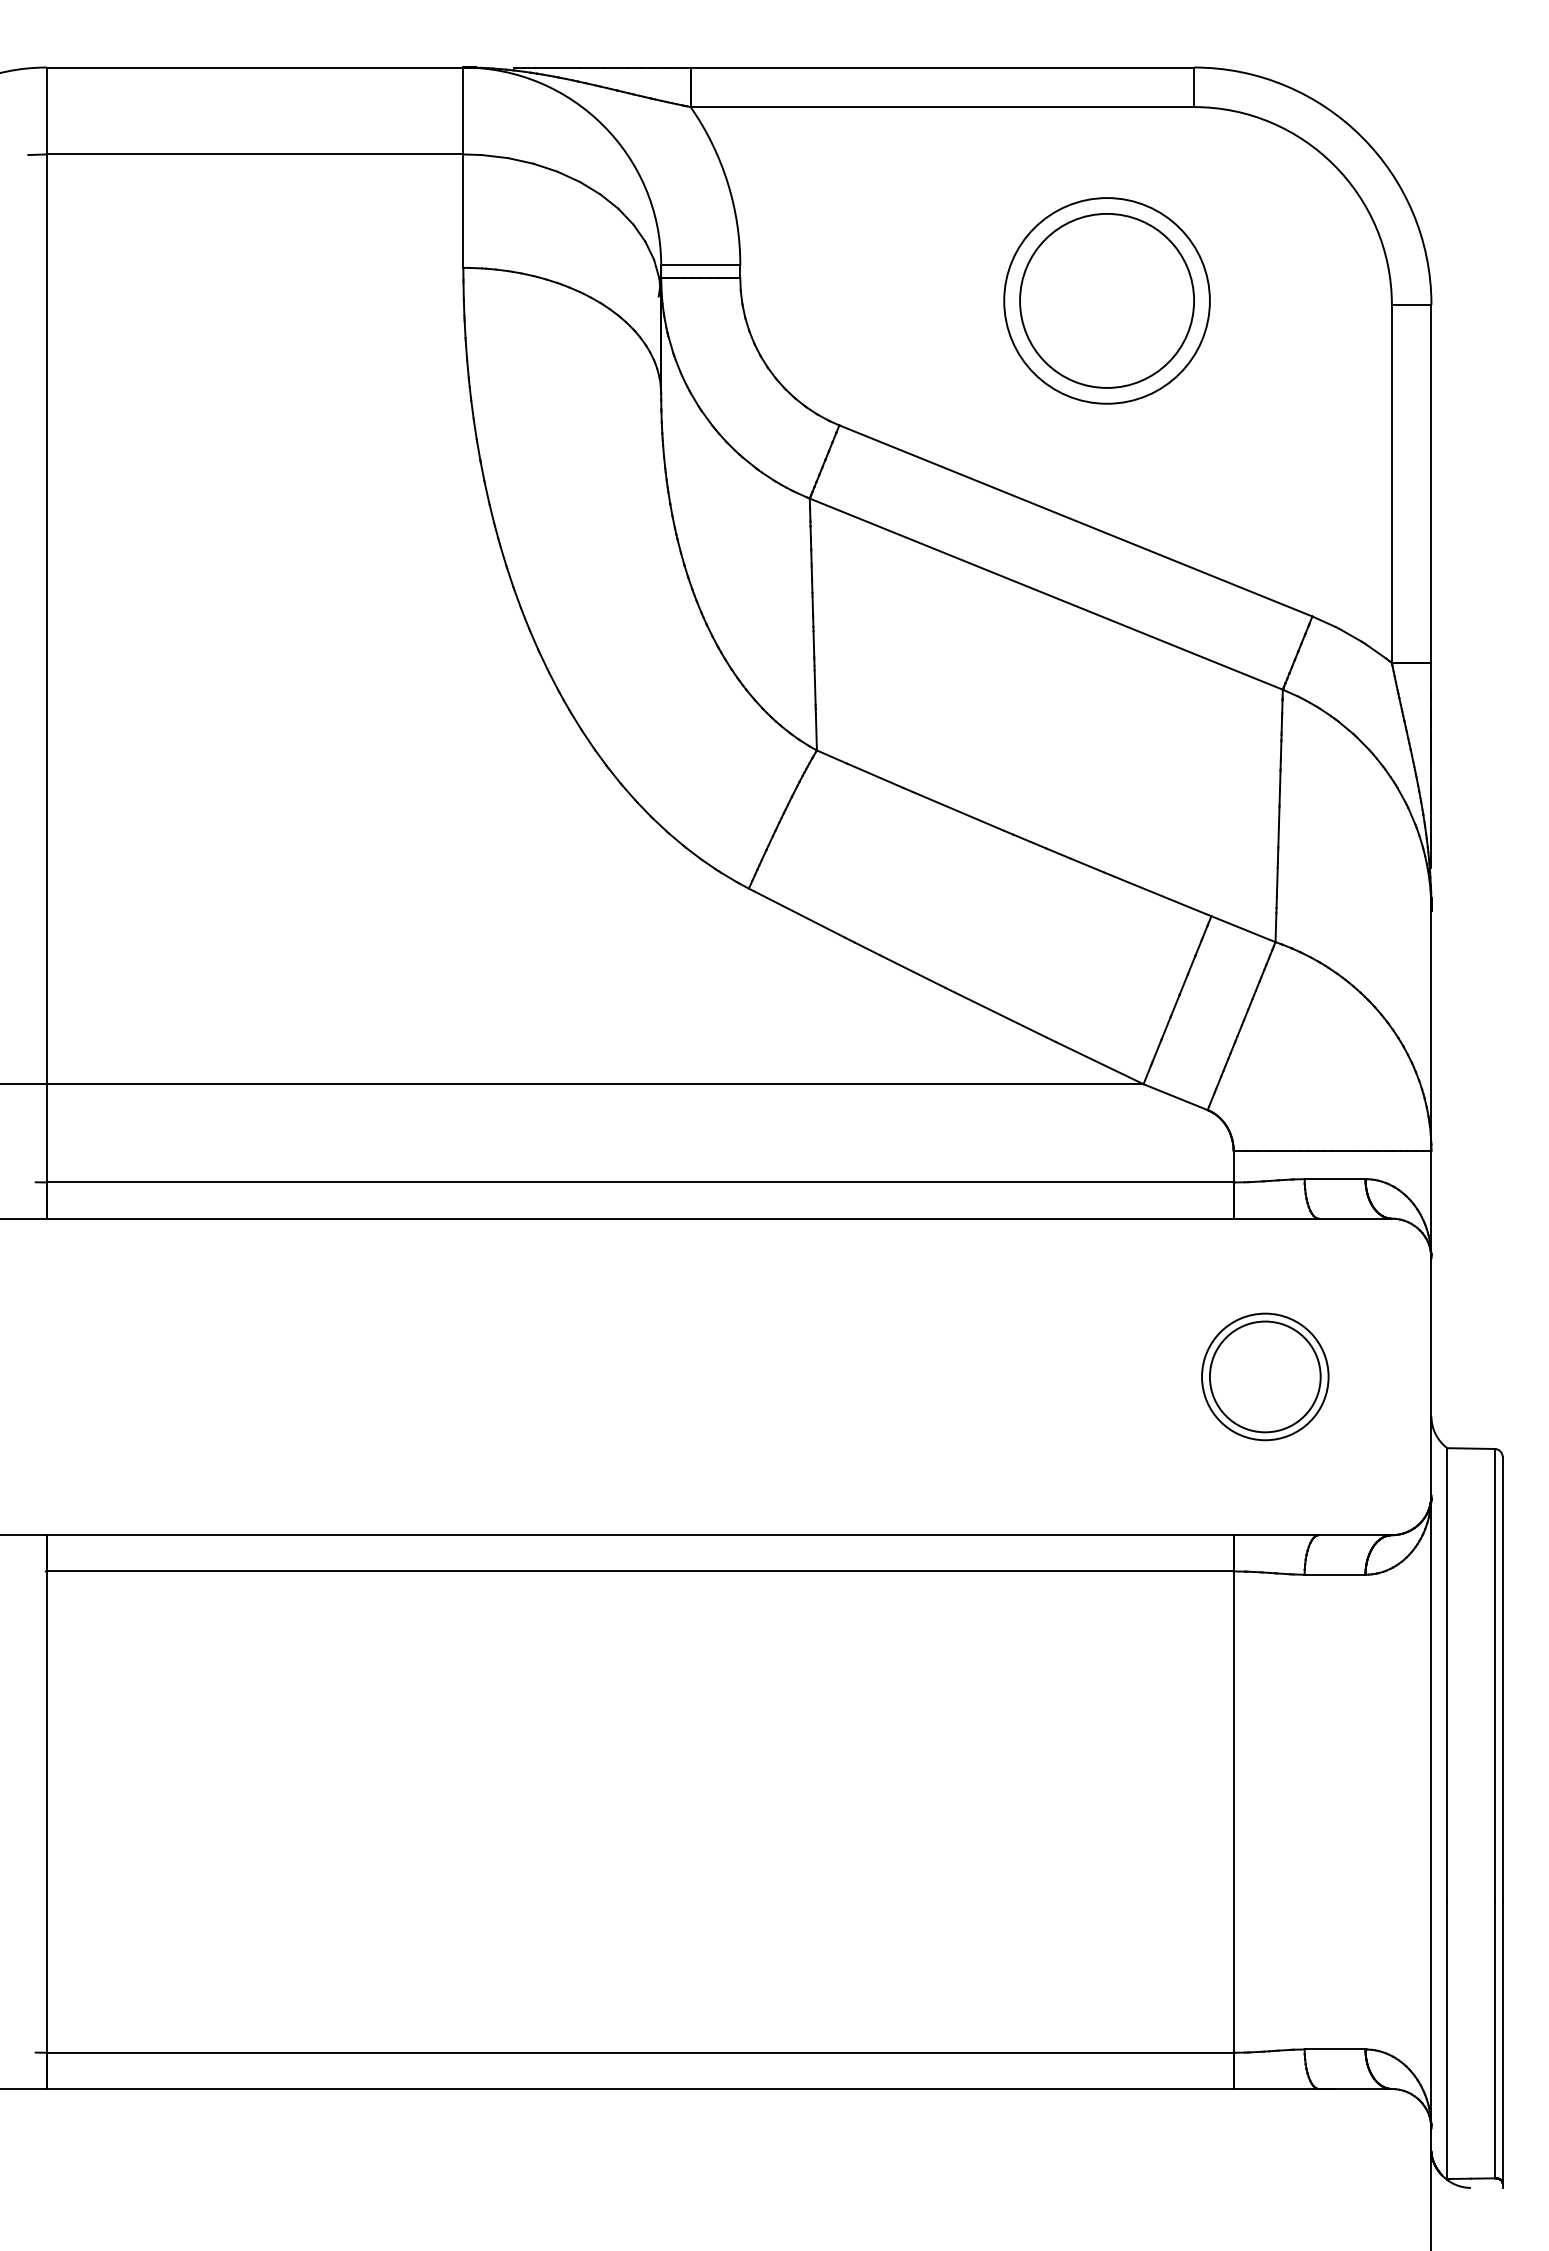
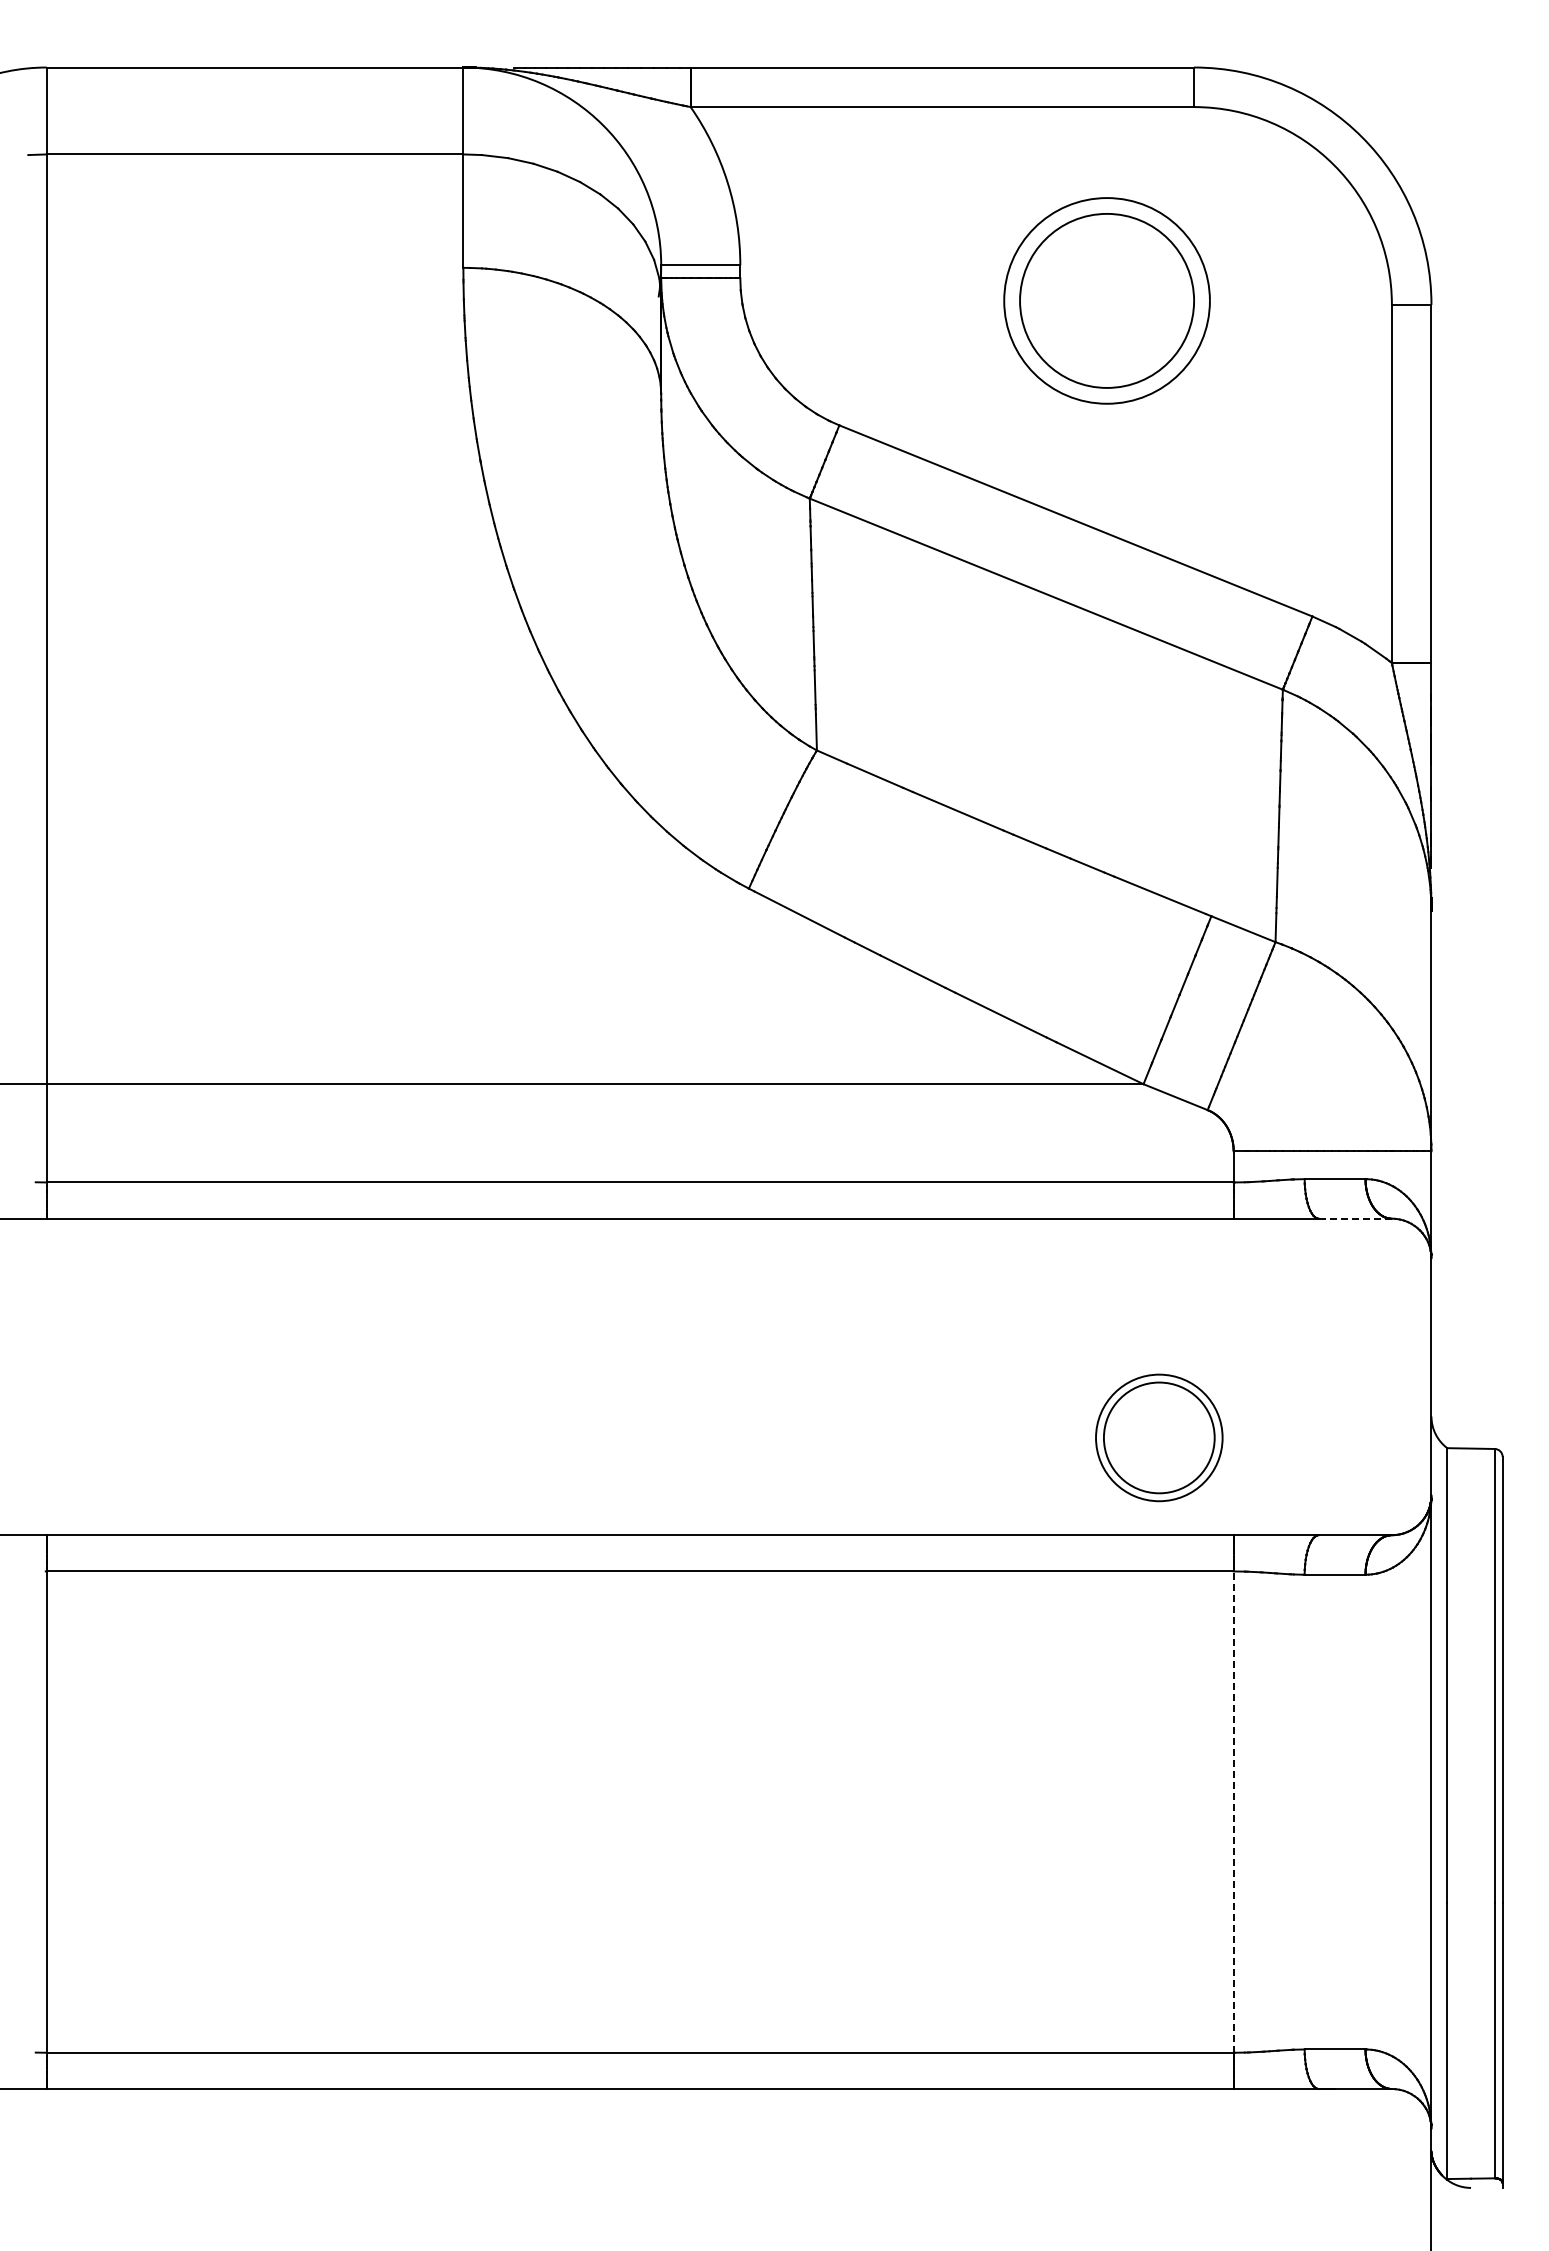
line: solid -> dashed (1355, 1218)
part position: (1265, 1376) -> (1159, 1437) (1159, 1437)
line: solid -> dashed (1233, 1812)
